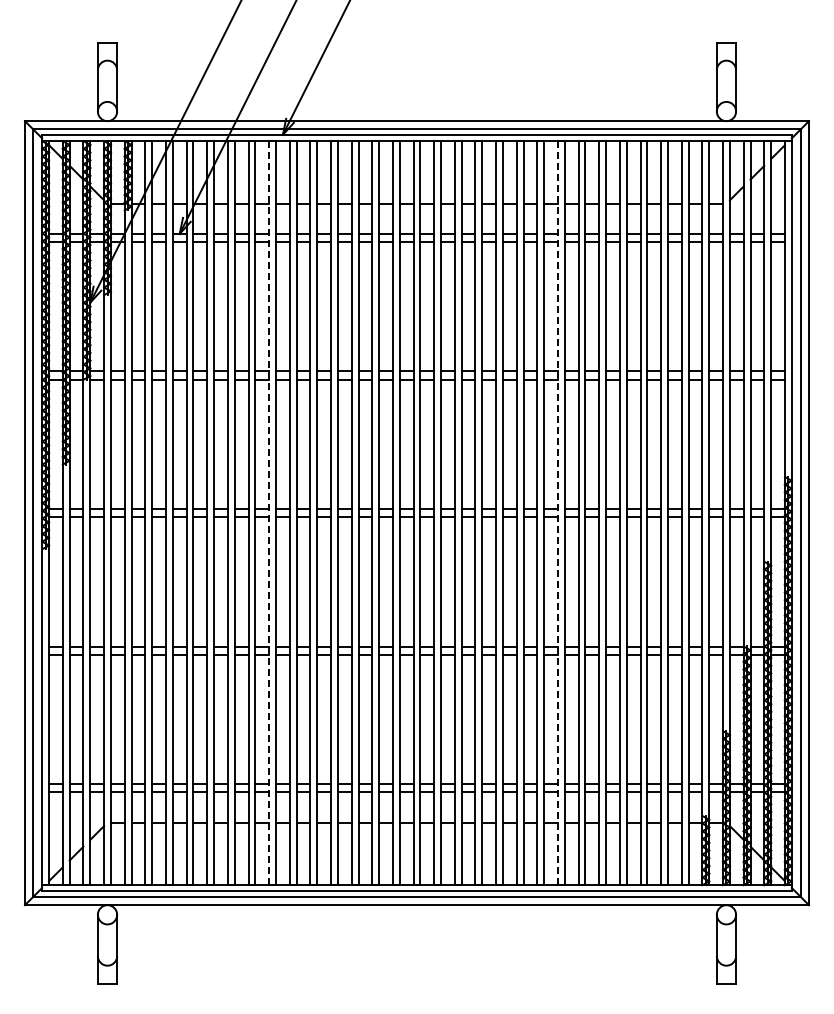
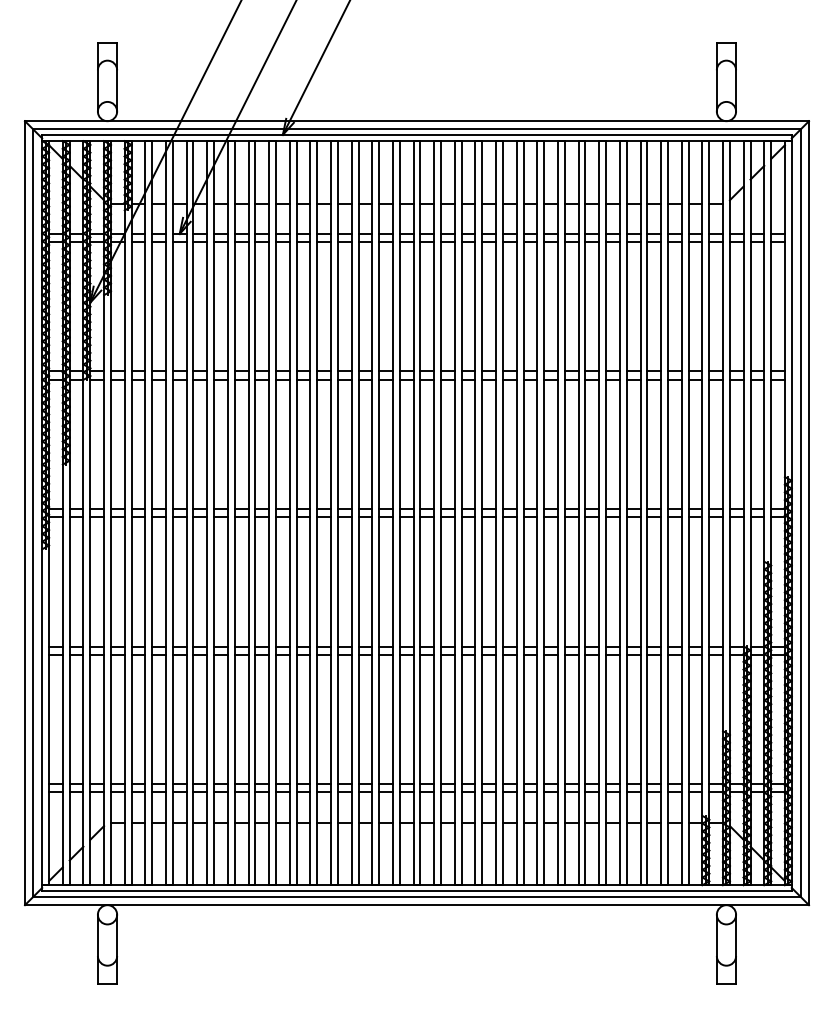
line: dashed -> solid (269, 513)
line: dashed -> solid (557, 513)
